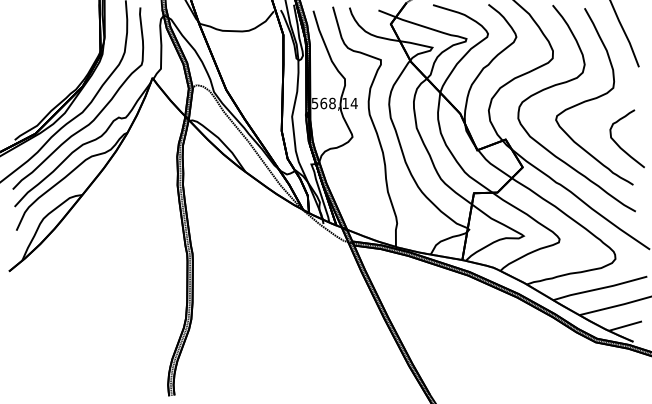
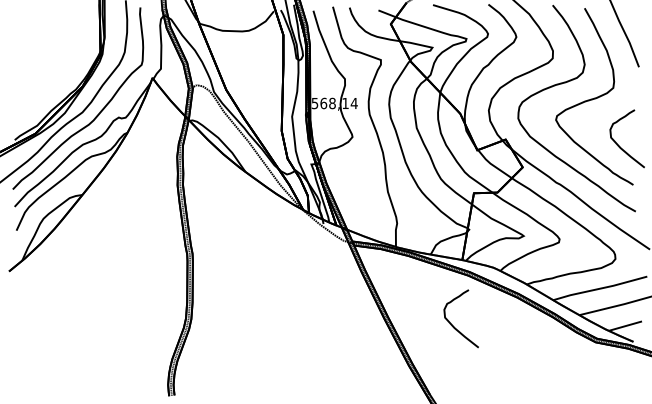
curve: none -> present (453, 325)
